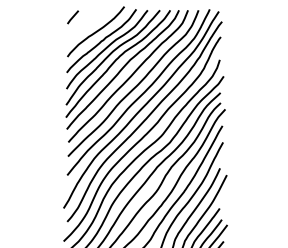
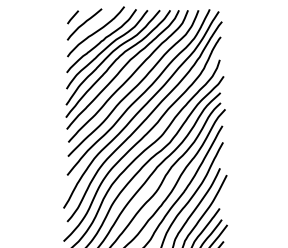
curve: none -> present (84, 24)
